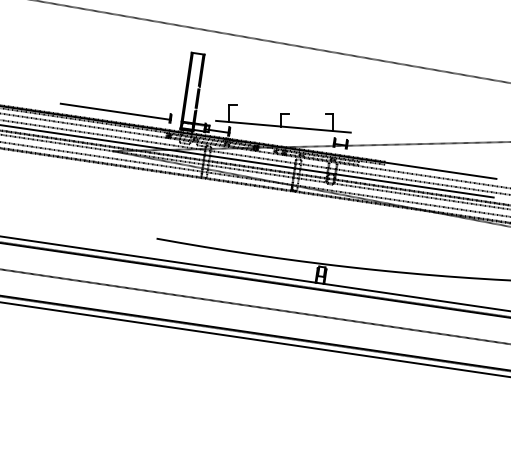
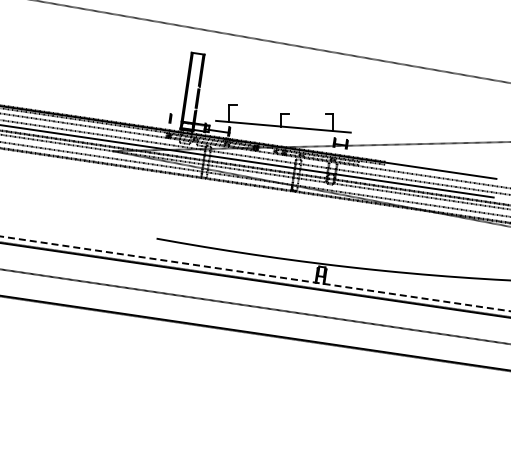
line: present -> none (115, 111)
line: solid -> dashed (255, 273)
line: present -> none (254, 339)
